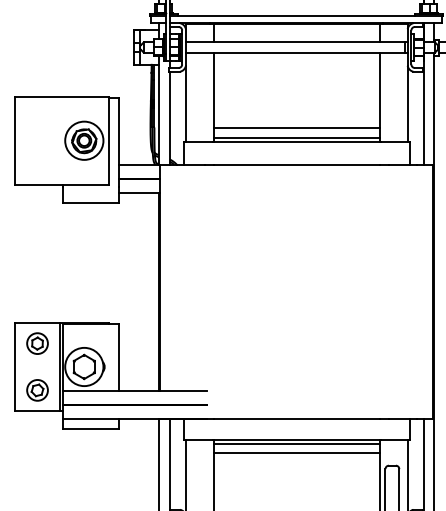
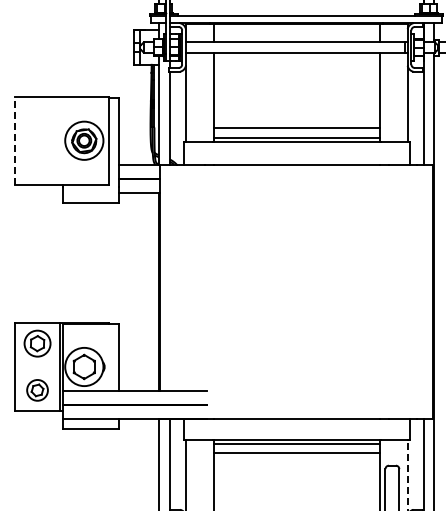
line: solid -> dashed (15, 140)
part size: 23x23 px -> 29x29 px (37, 343)
line: solid -> dashed (407, 474)
